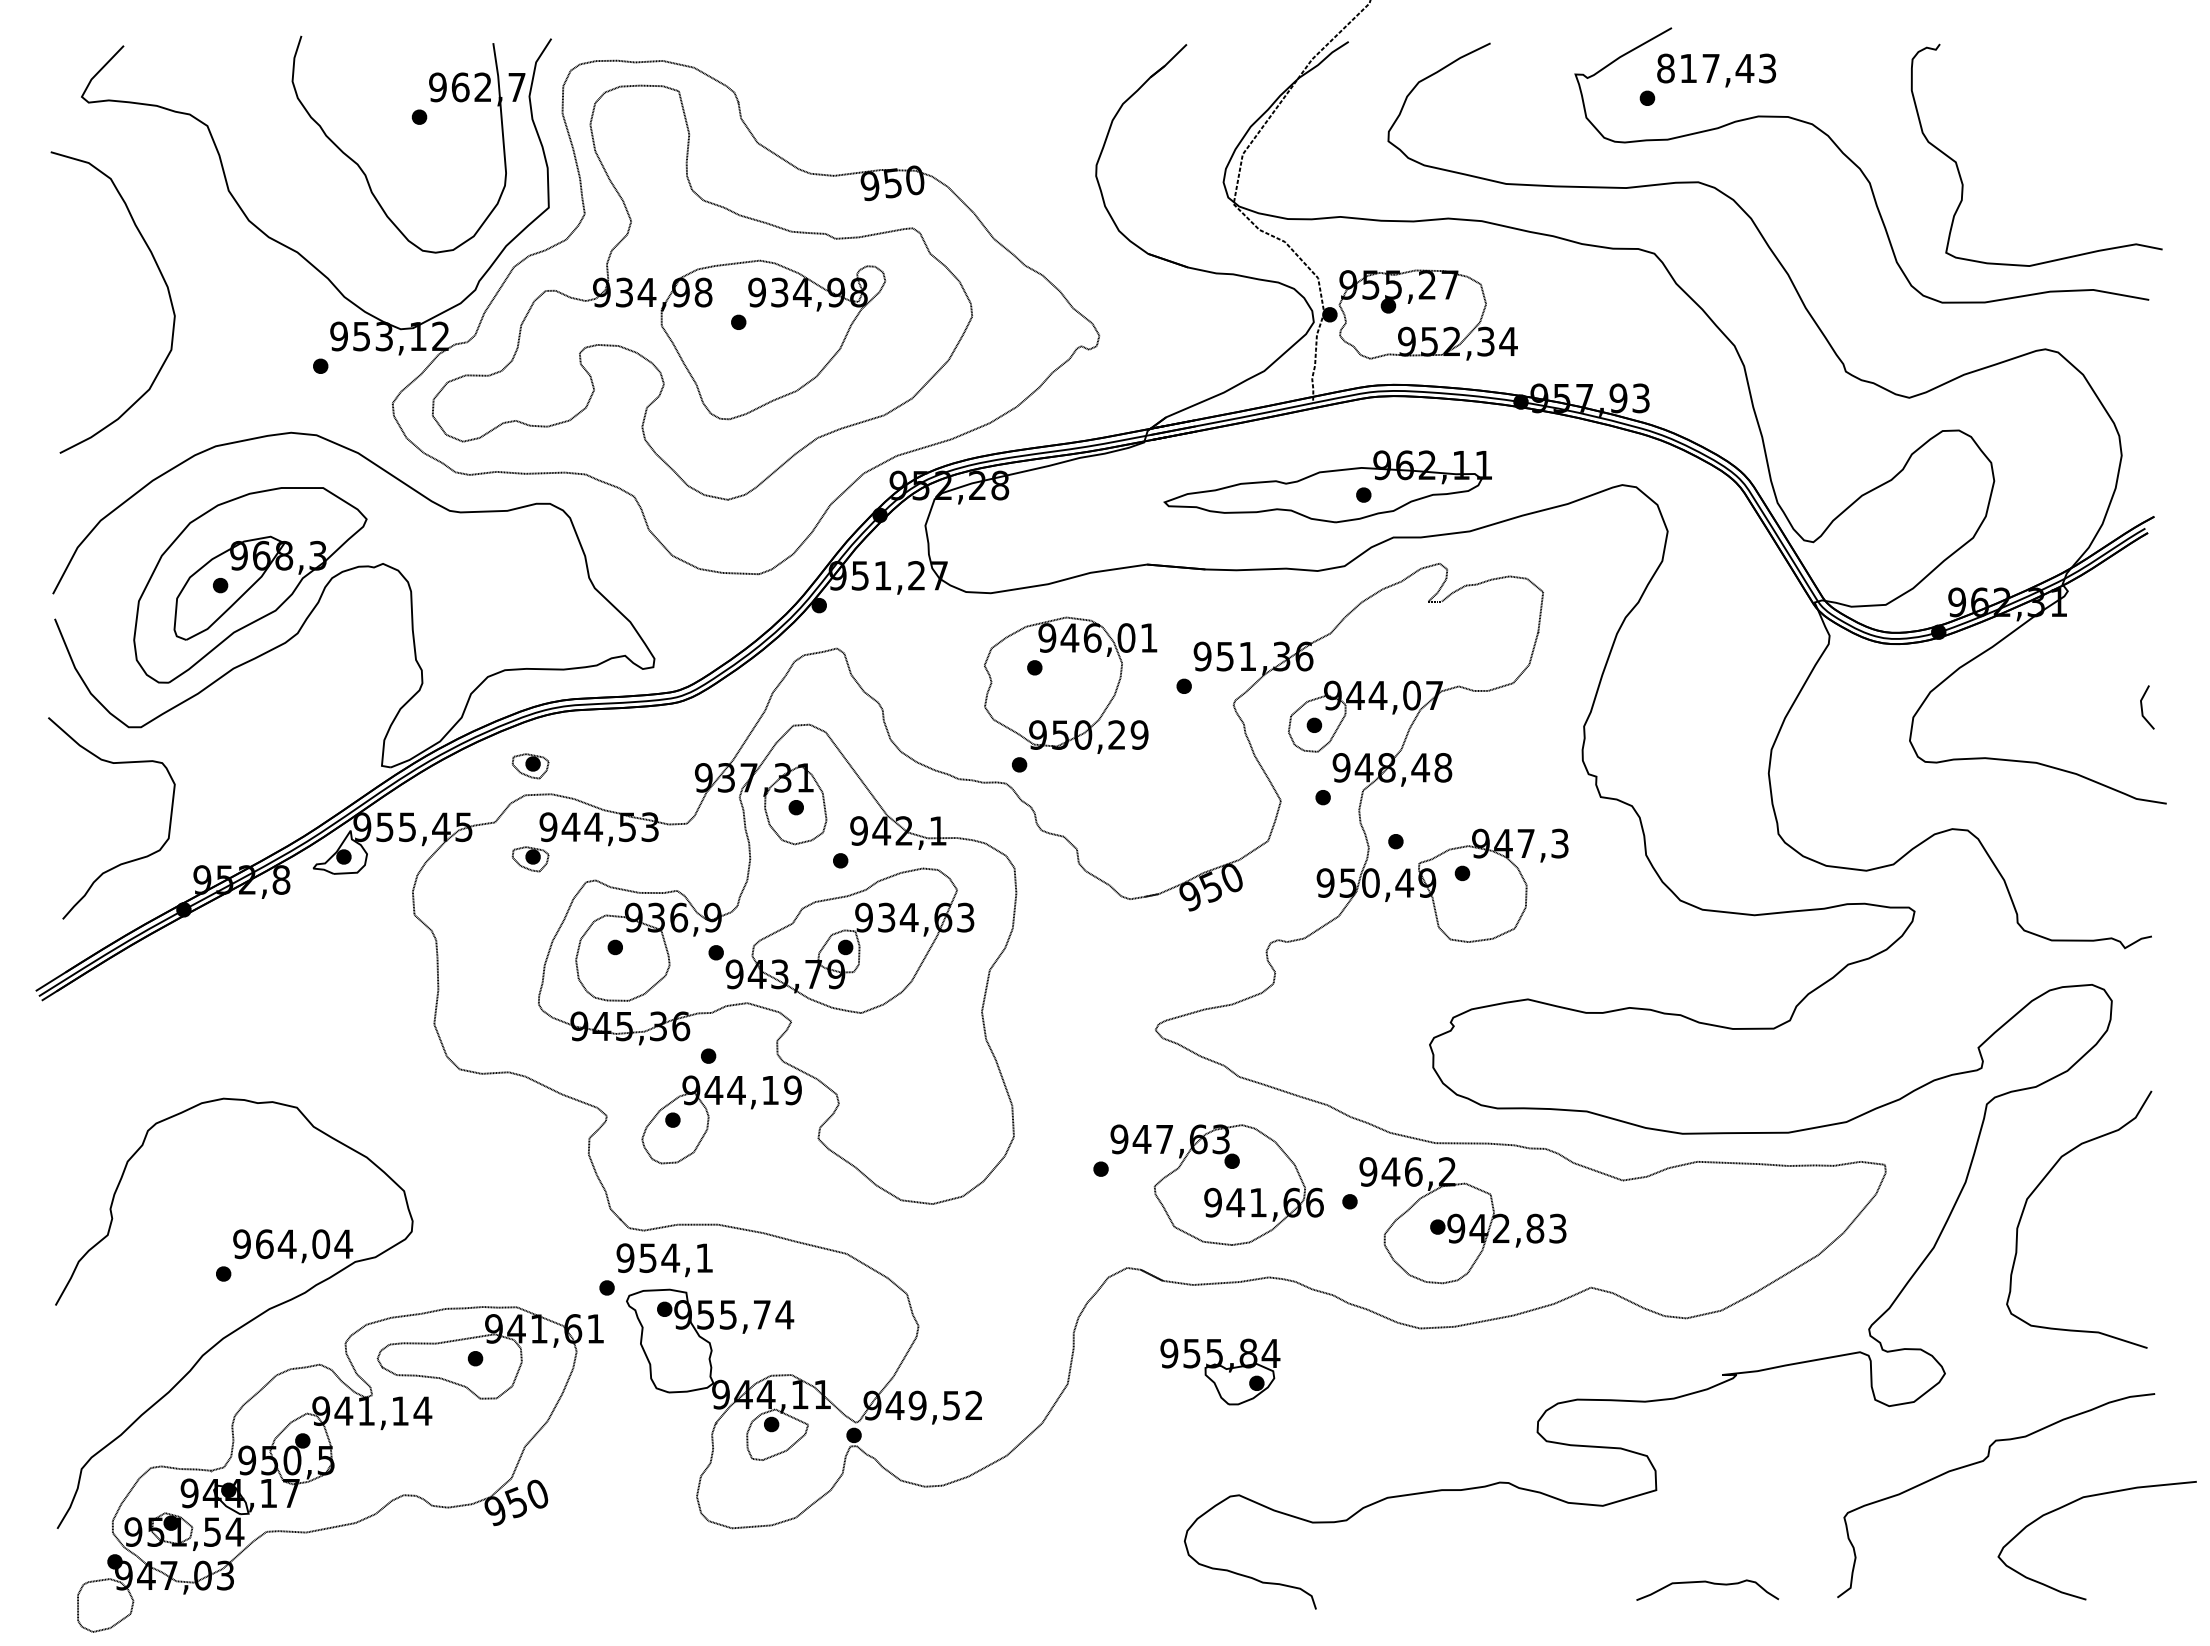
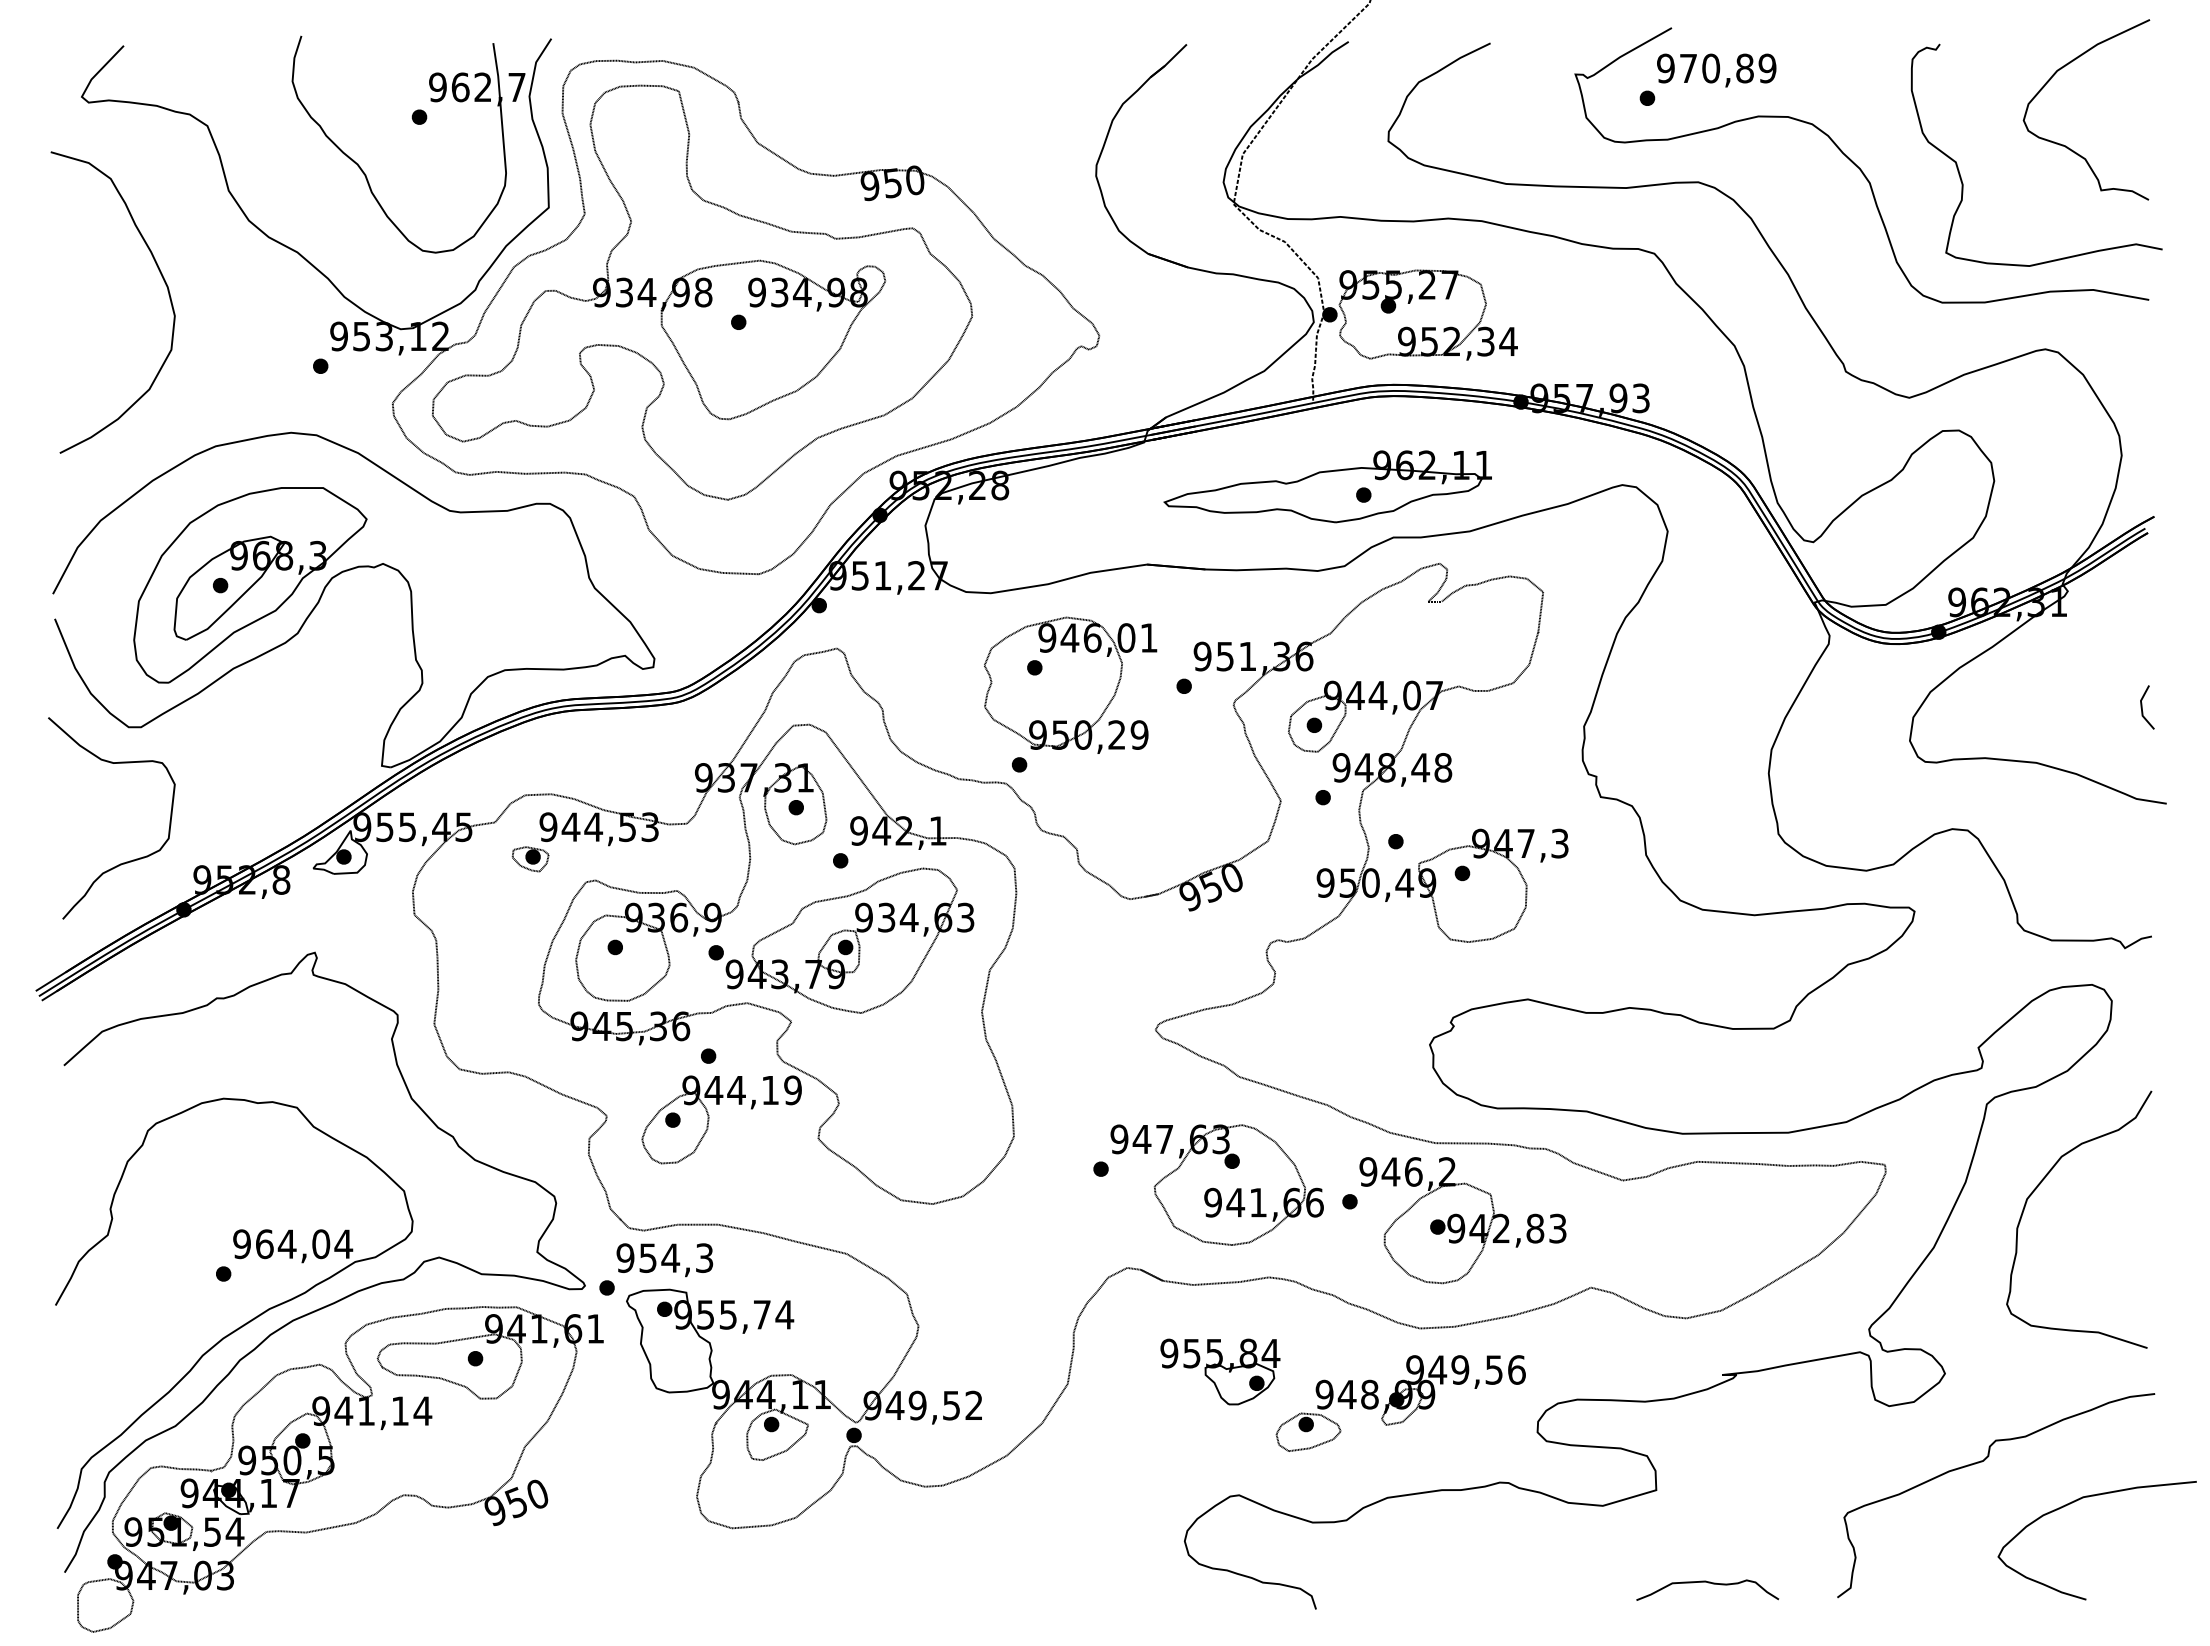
text: 817,43 -> 970,89 (1716, 68)
part: none -> present (2067, 146)
part: present -> none (530, 766)
text: 954,1 -> 954,3 (704, 1257)
curve: none -> present (343, 1297)
part: none -> present (1400, 1403)
